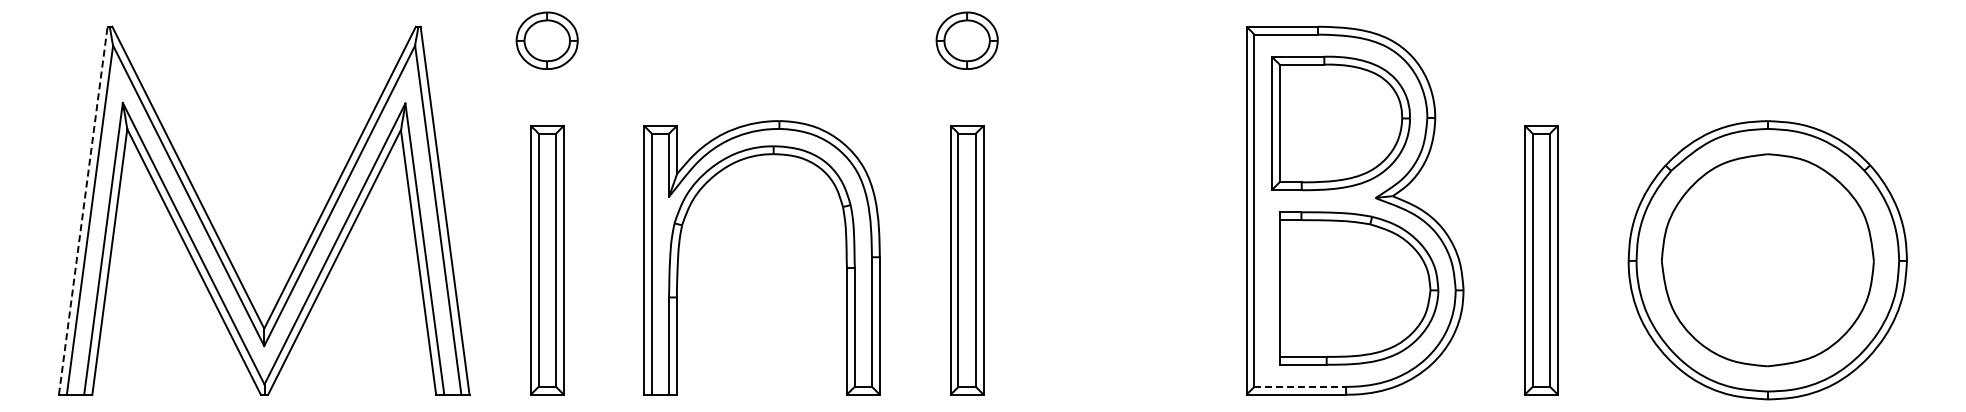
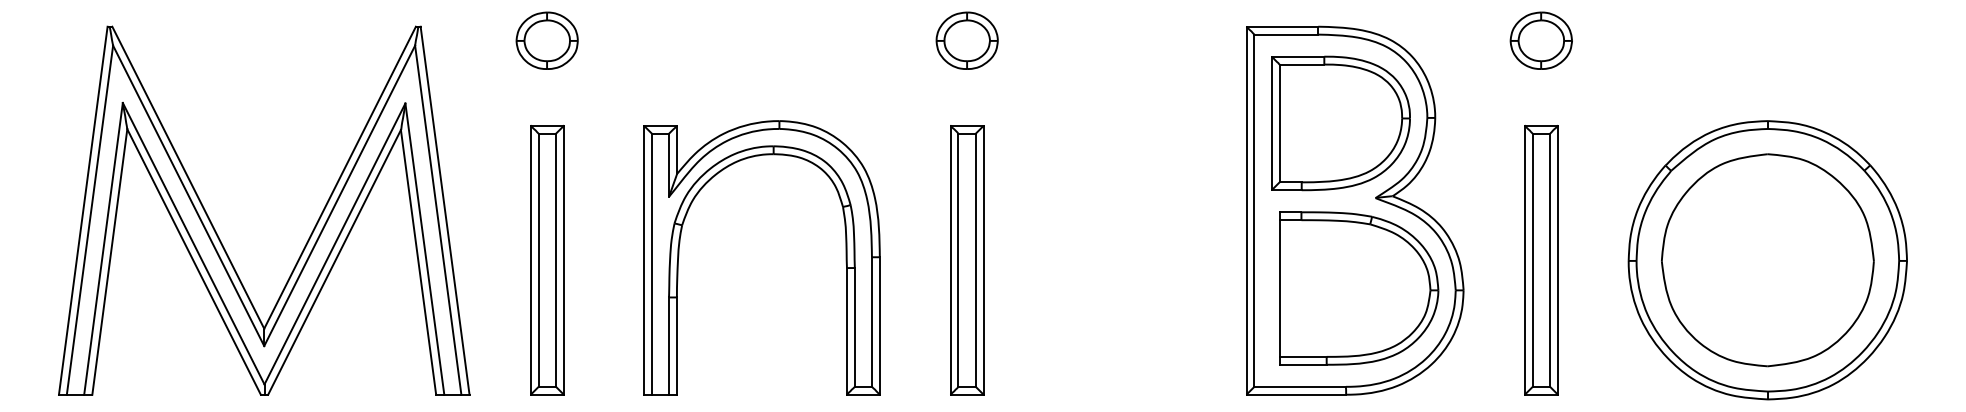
part: none -> present (1540, 40)
line: dashed -> solid (83, 210)
line: dashed -> solid (1300, 386)
